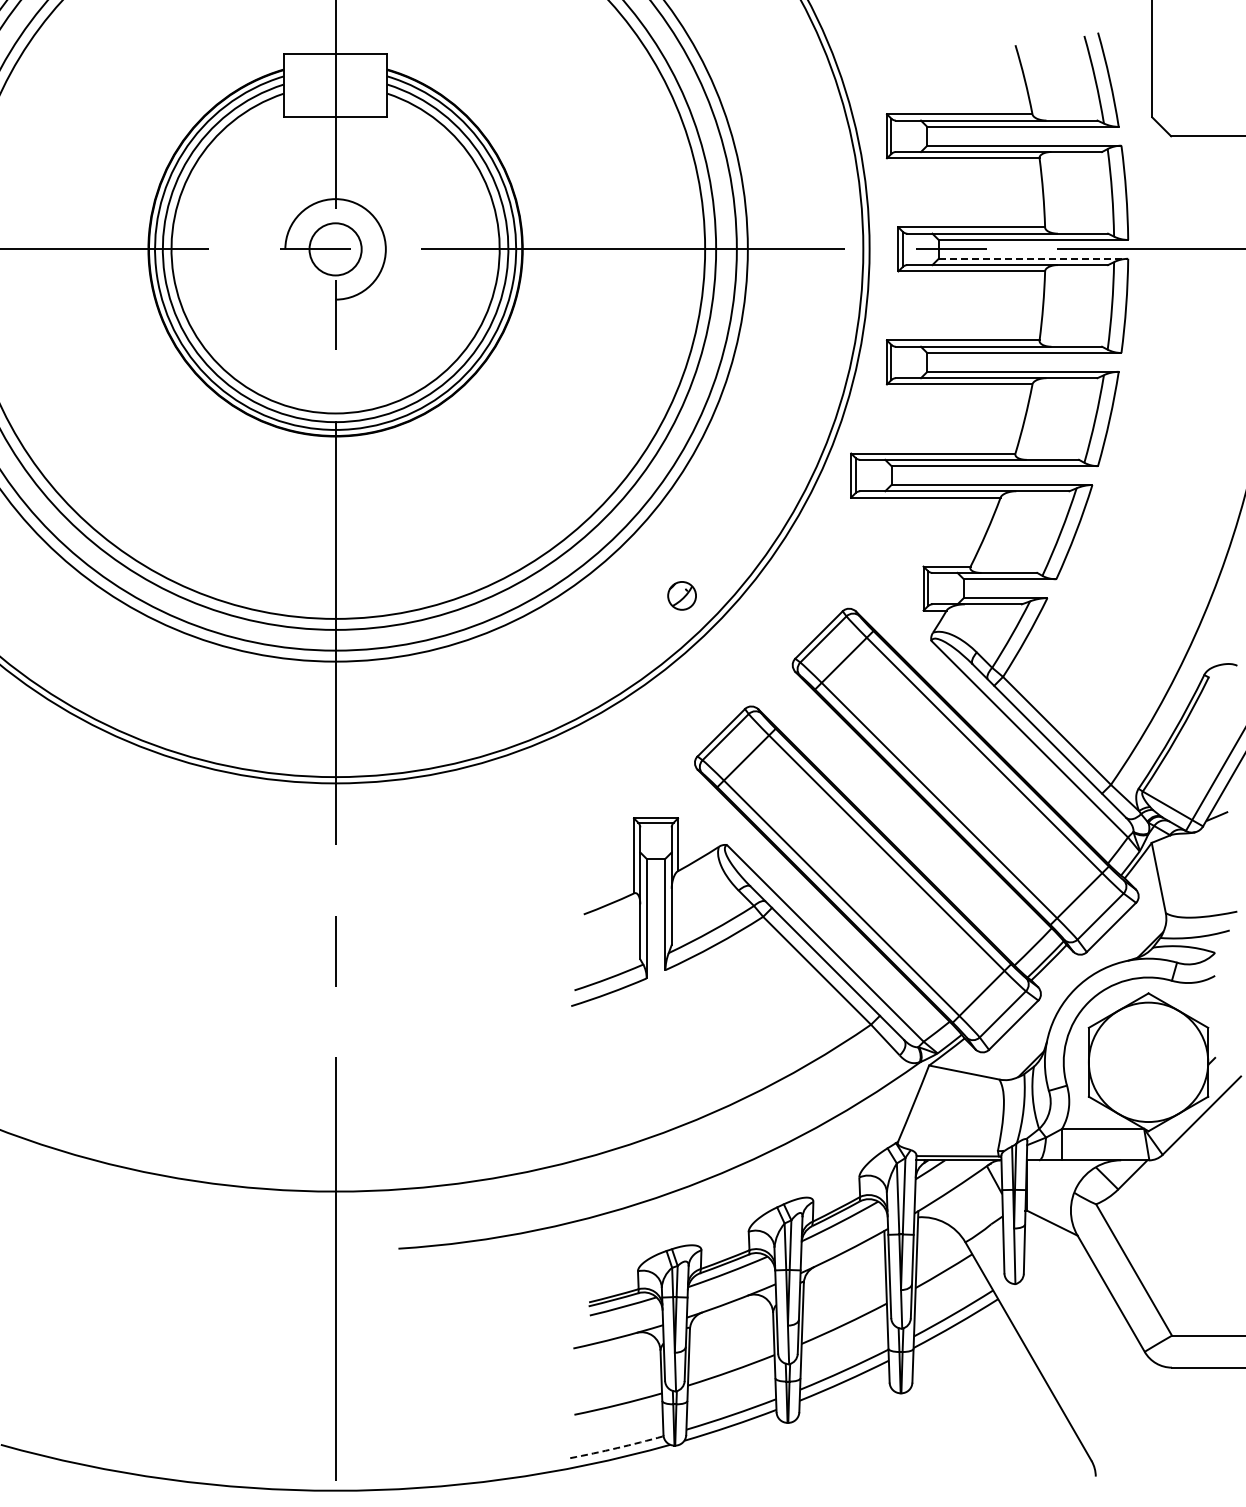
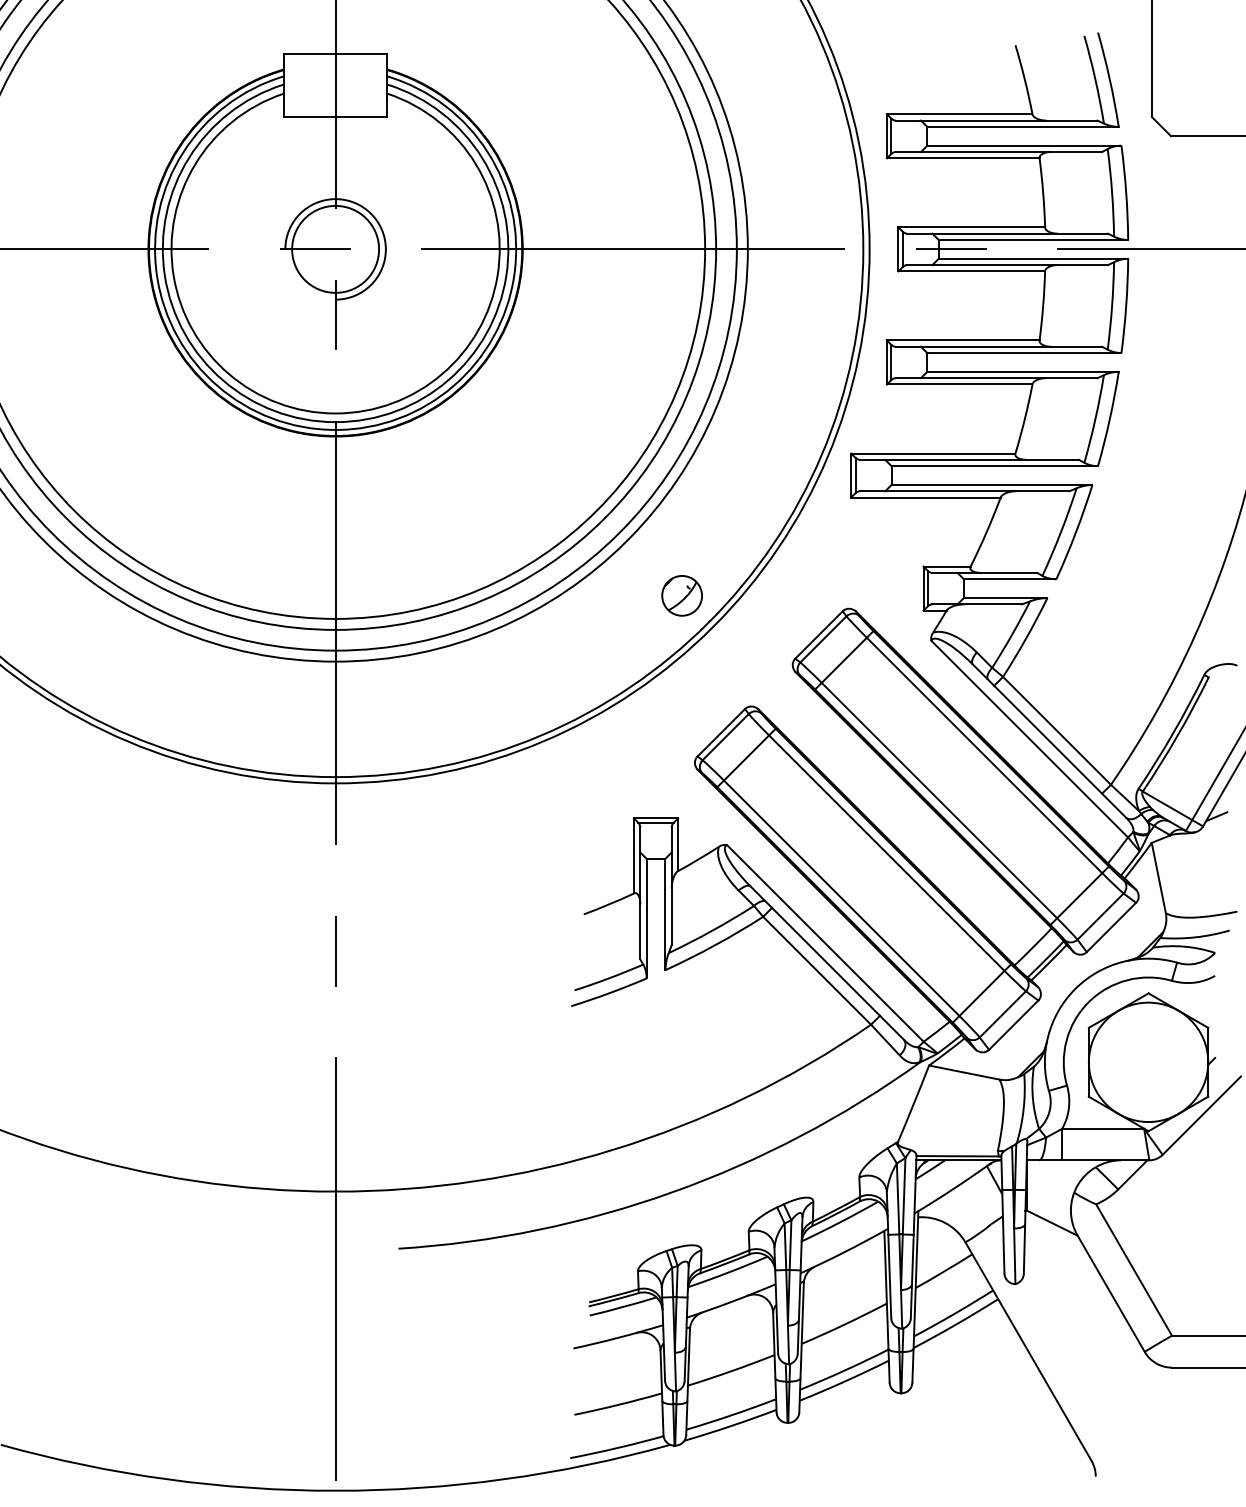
circle diameter: 52 px -> 87 px (335, 248)
line: dashed -> solid (1033, 258)
part size: 30x30 px -> 42x42 px (681, 595)
arc: dashed -> solid (617, 1448)
